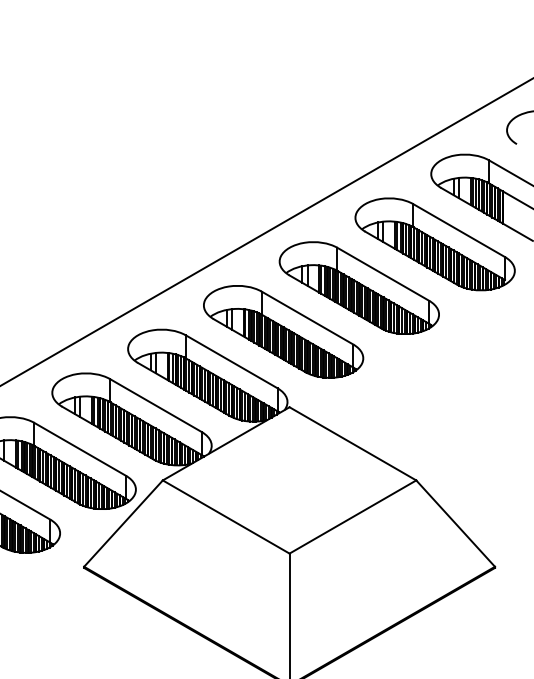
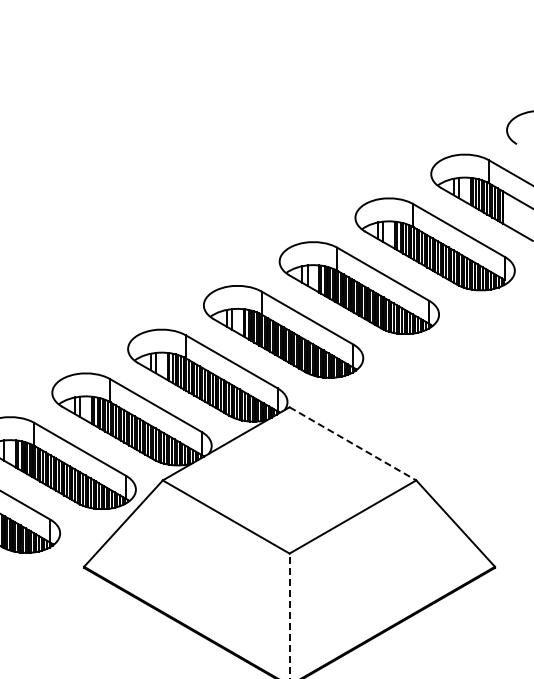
line: present -> none (266, 232)
line: solid -> dashed (353, 444)
line: solid -> dashed (289, 615)
